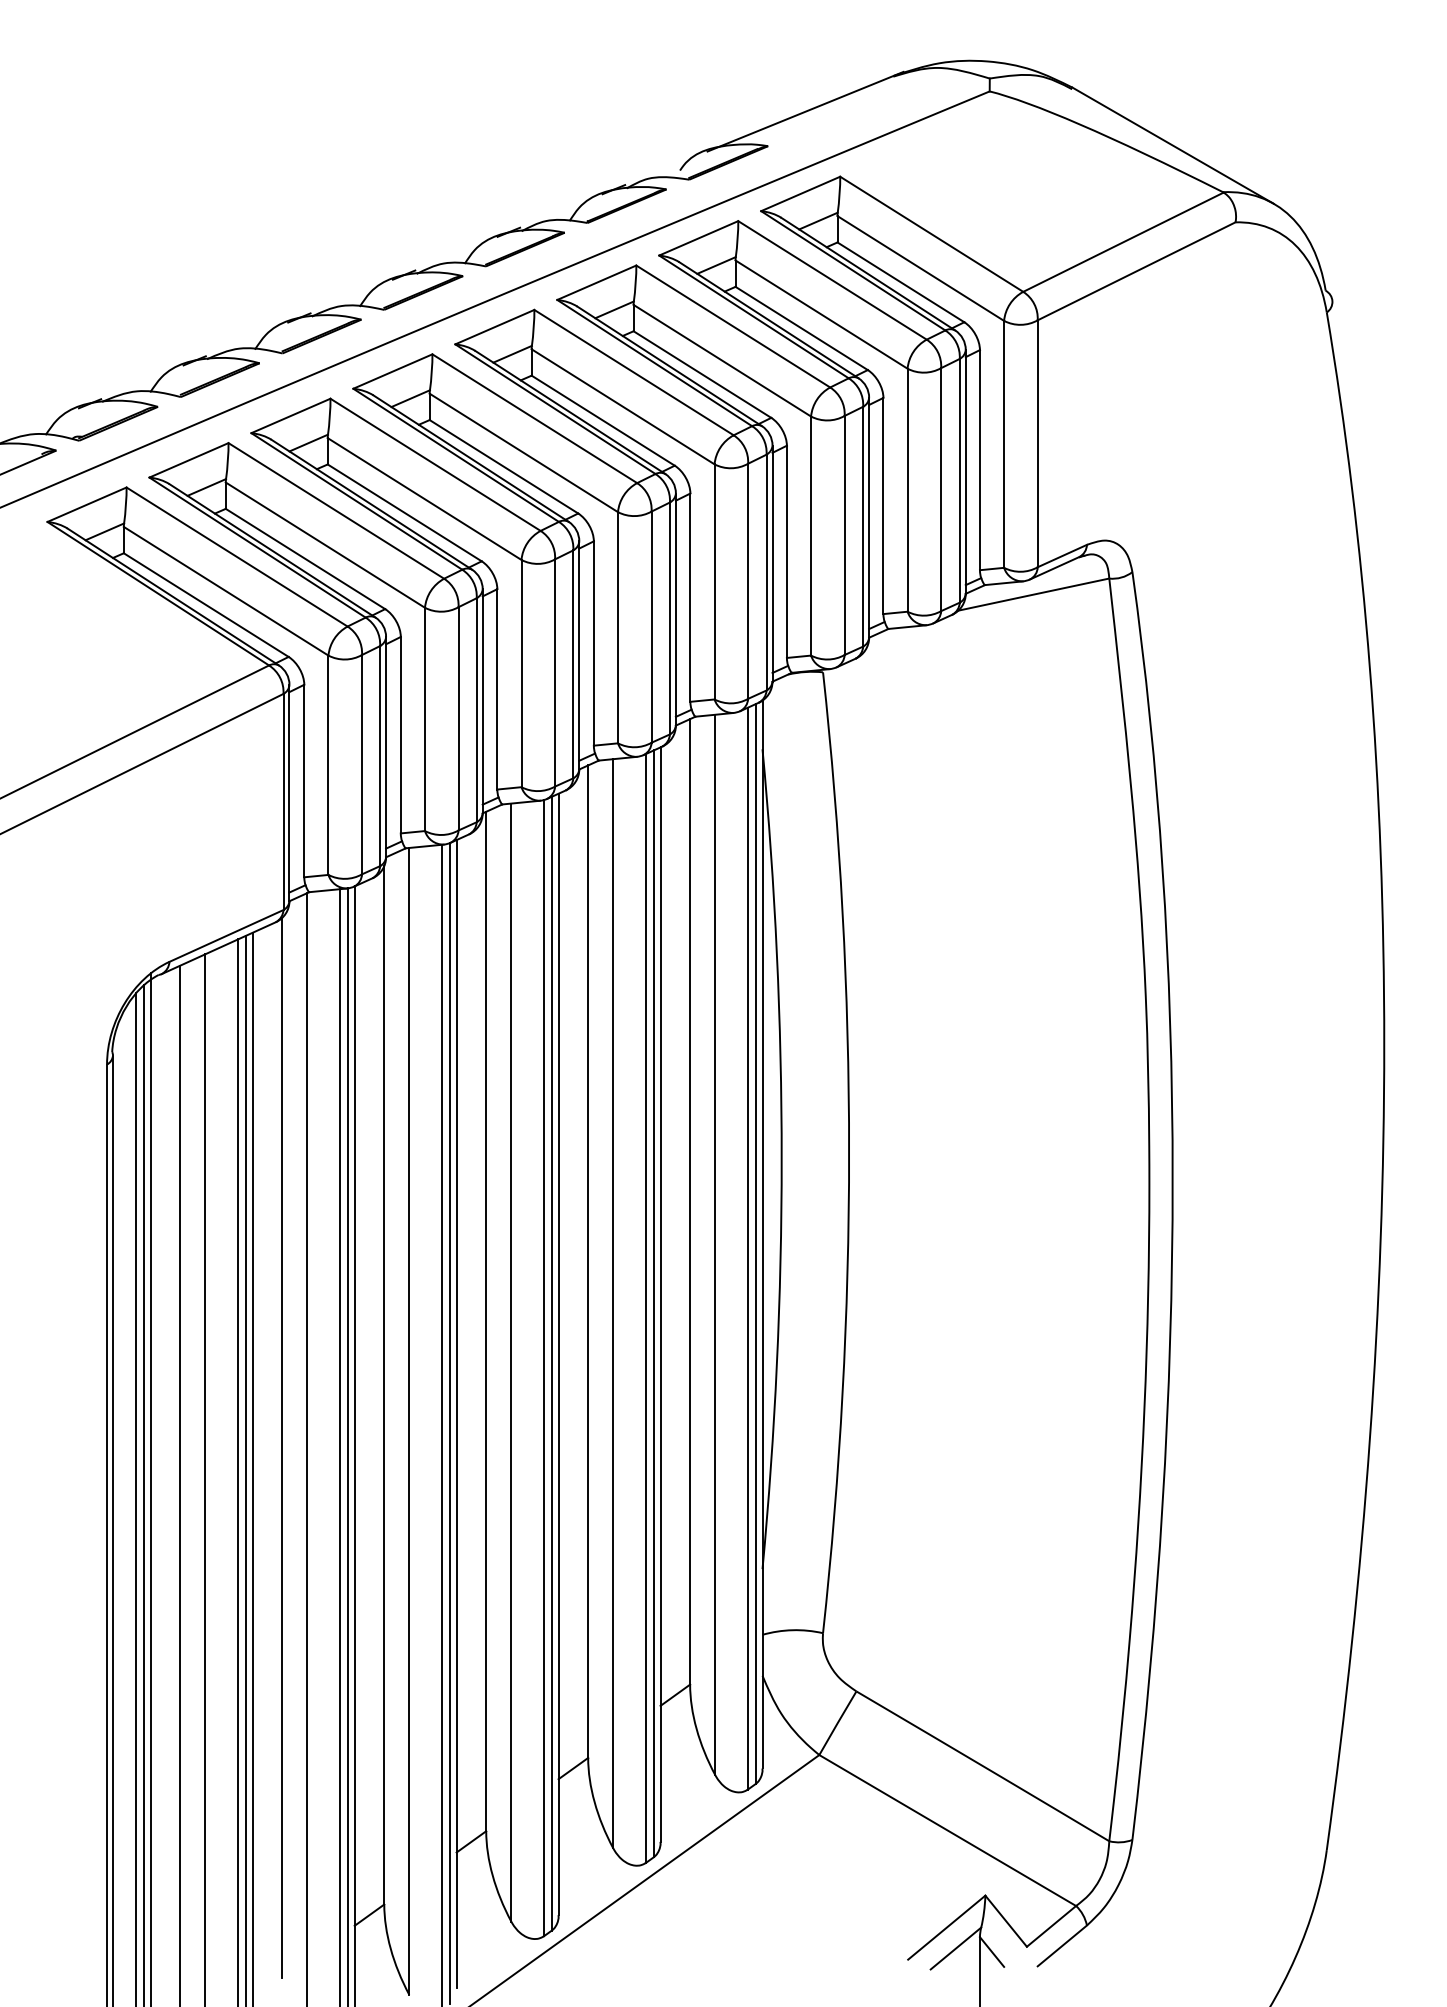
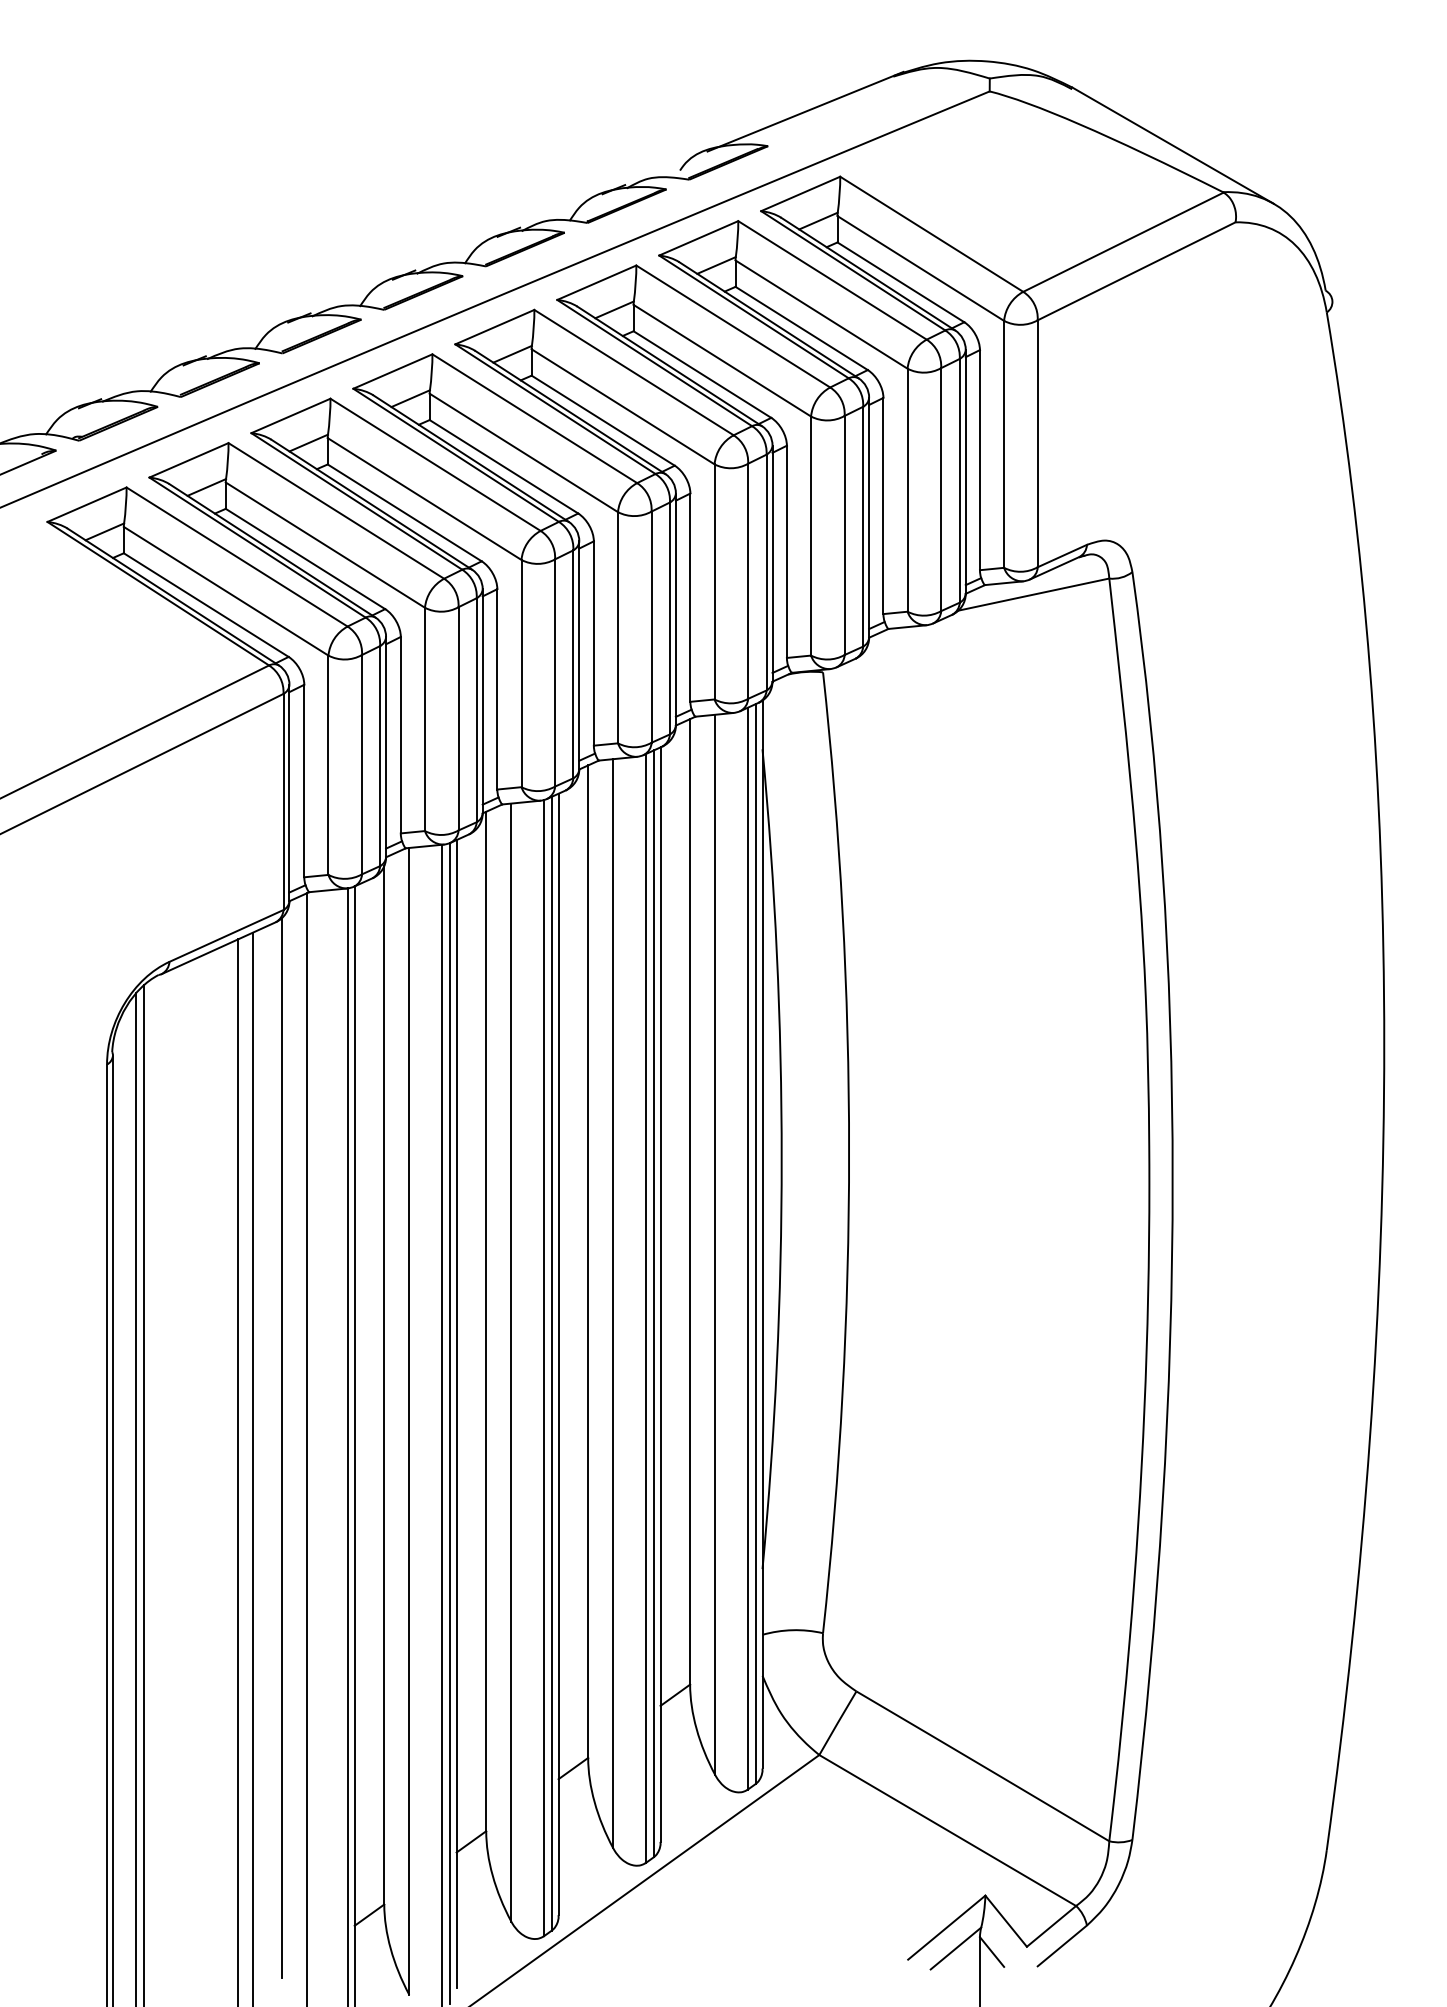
line: present -> none (340, 1446)
line: present -> none (245, 1469)
line: present -> none (205, 1478)
line: present -> none (180, 1484)
line: present -> none (150, 1488)
